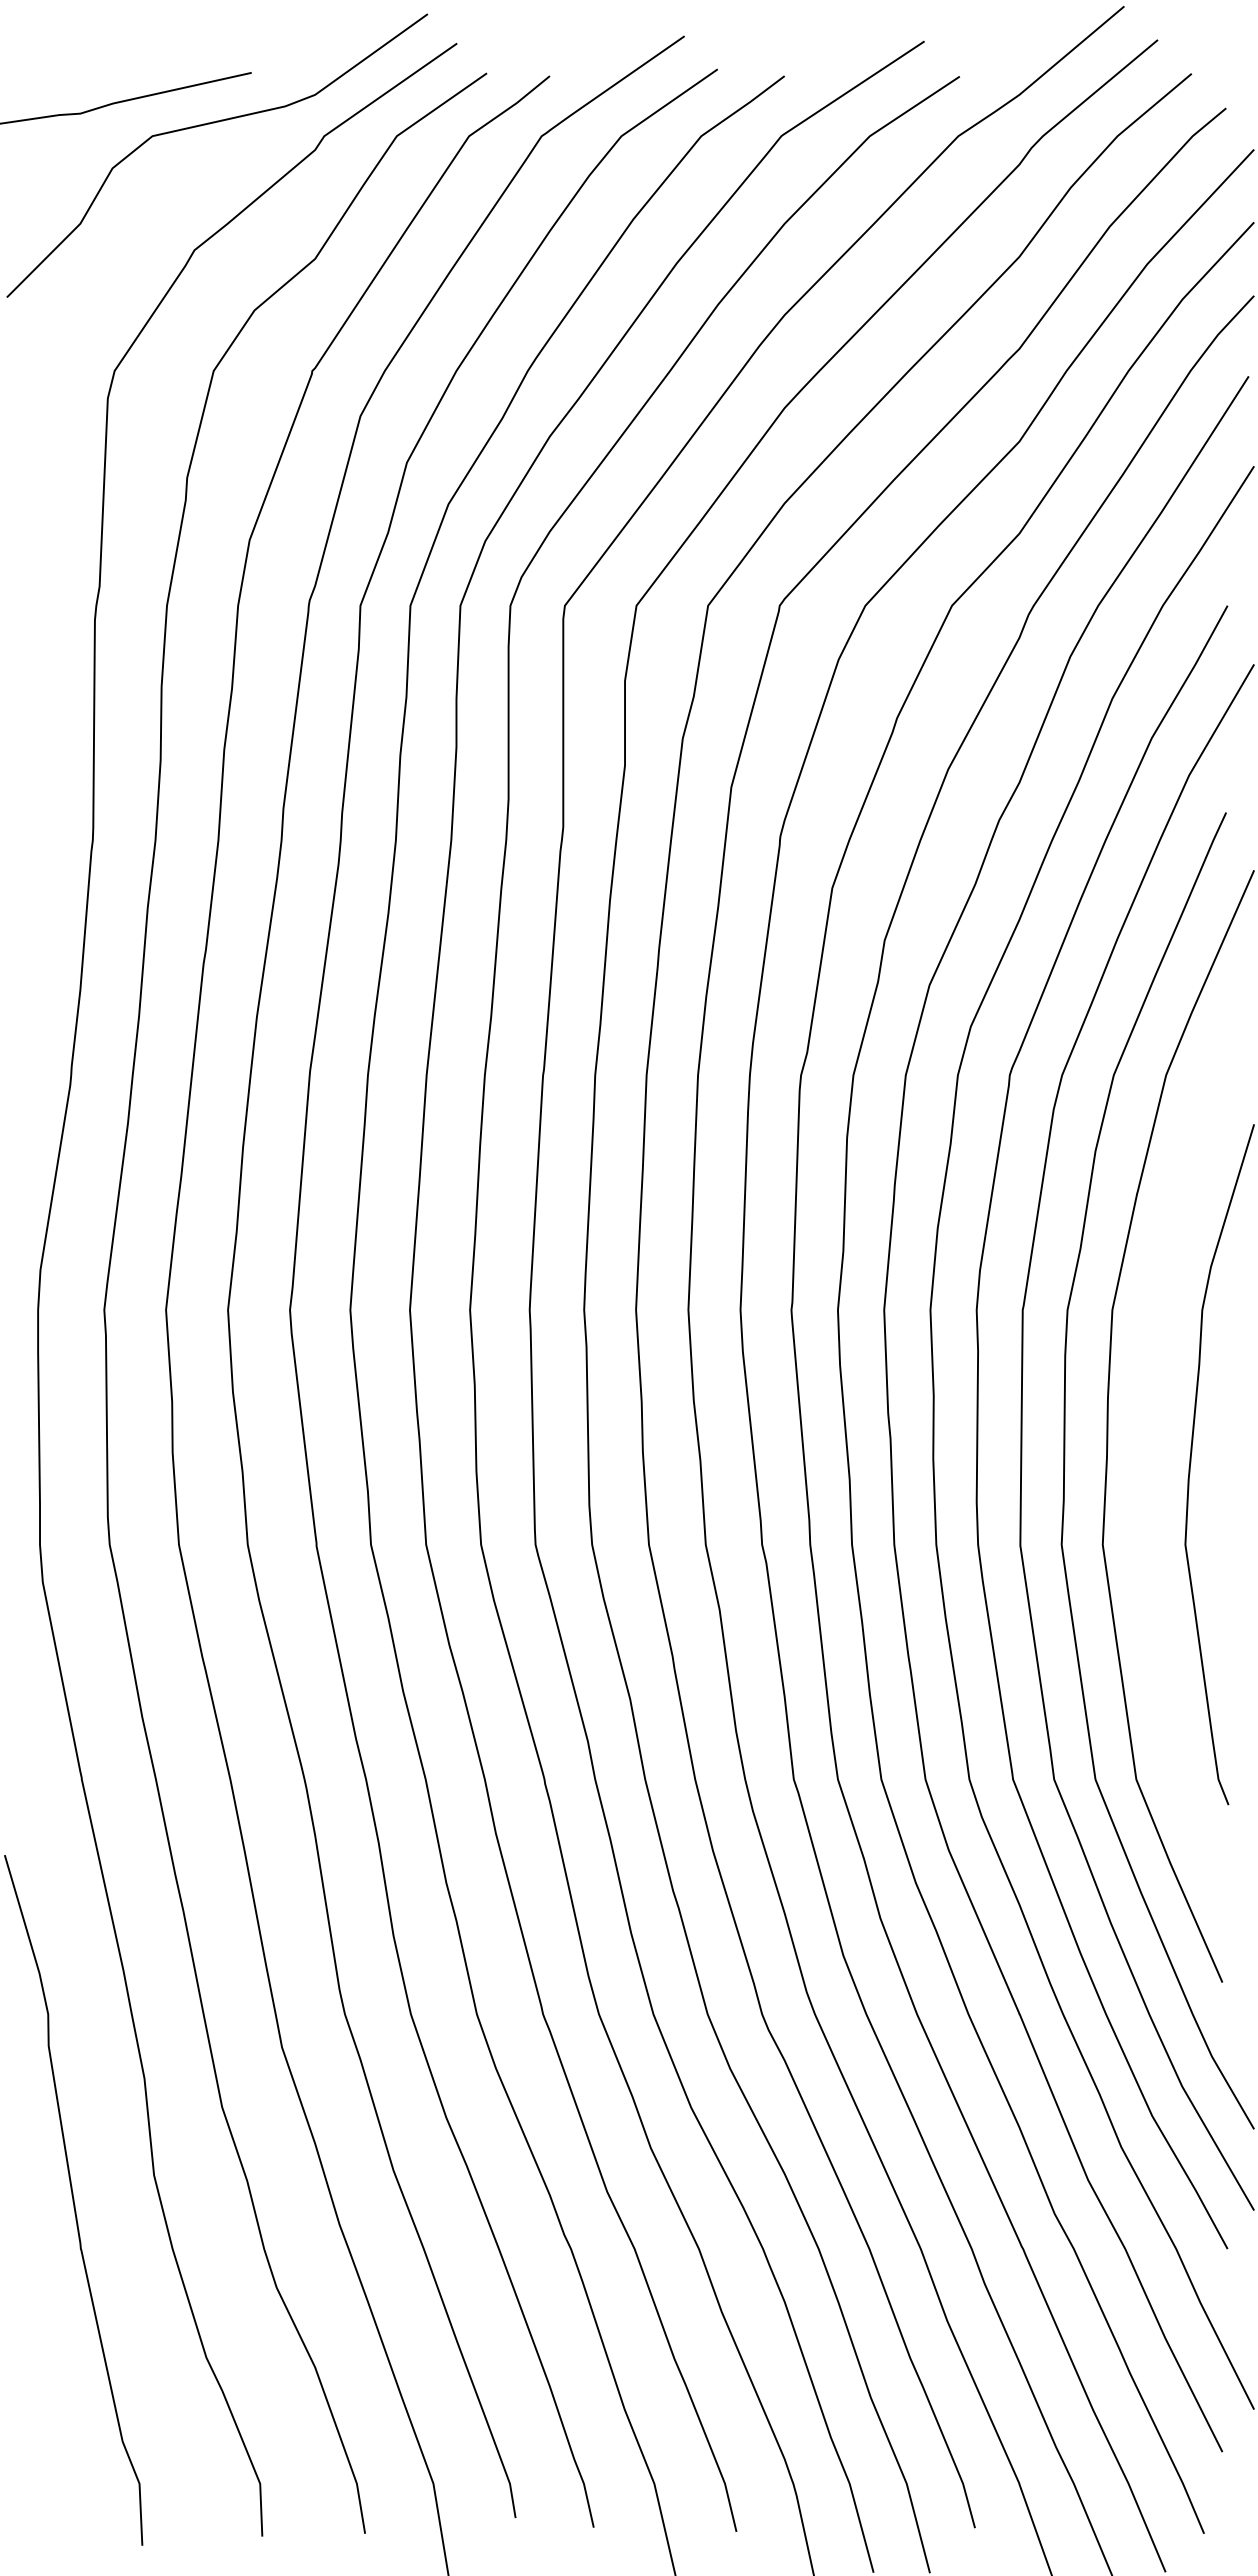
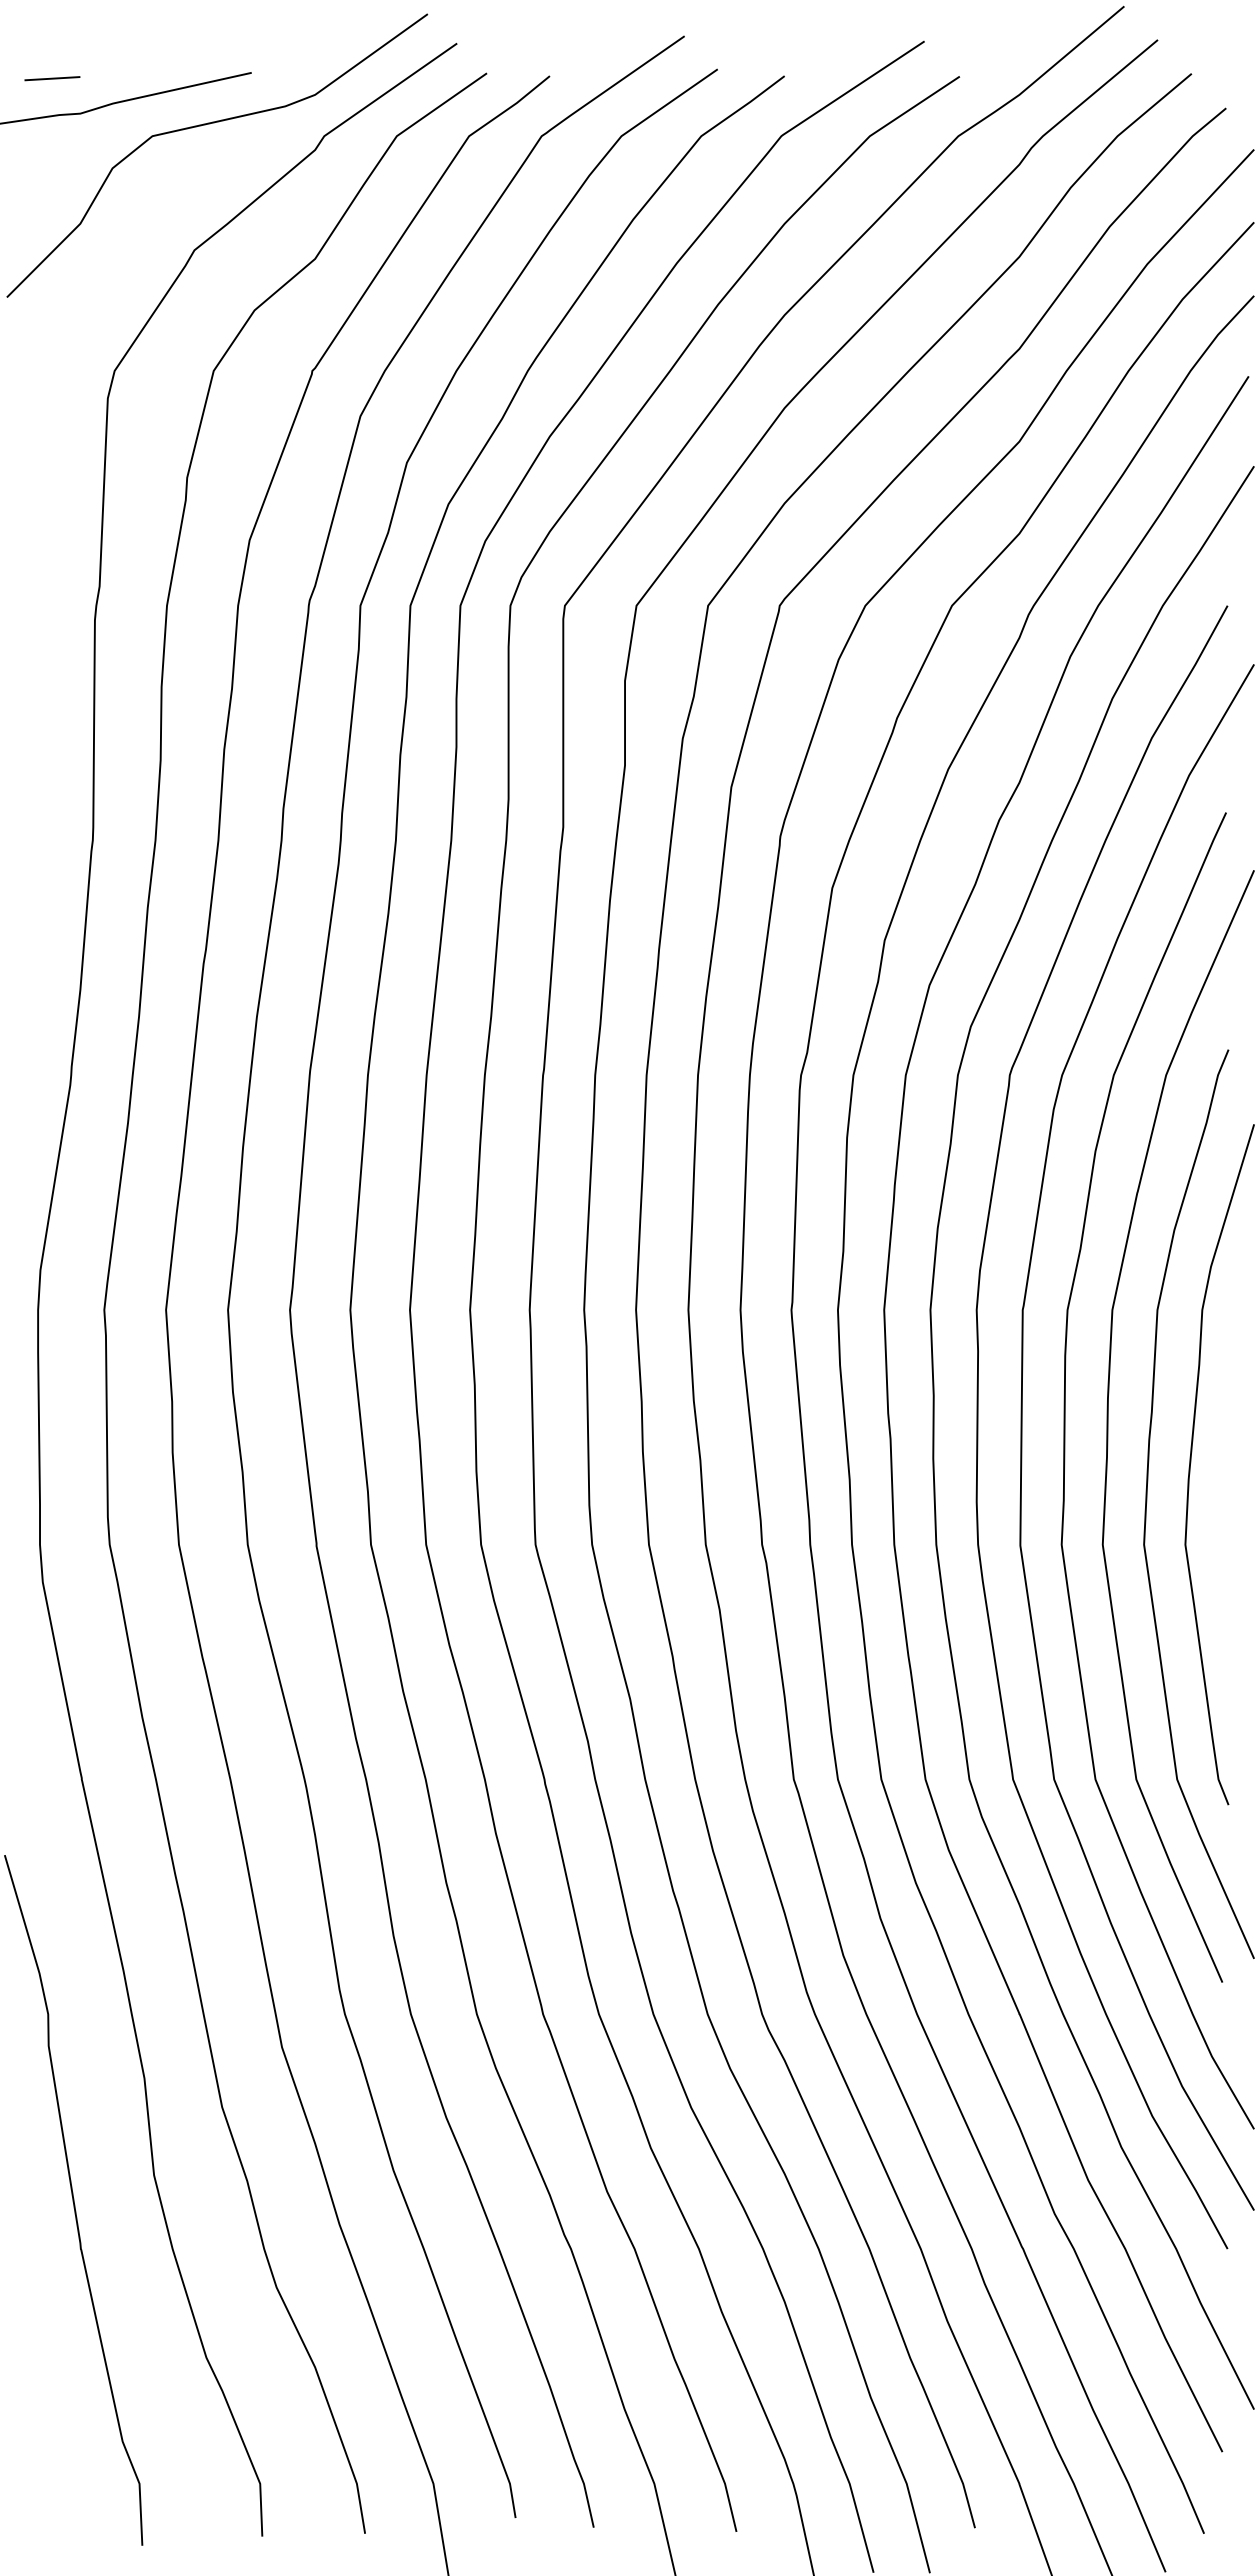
line: none -> present (52, 78)
curve: none -> present (1147, 1502)
